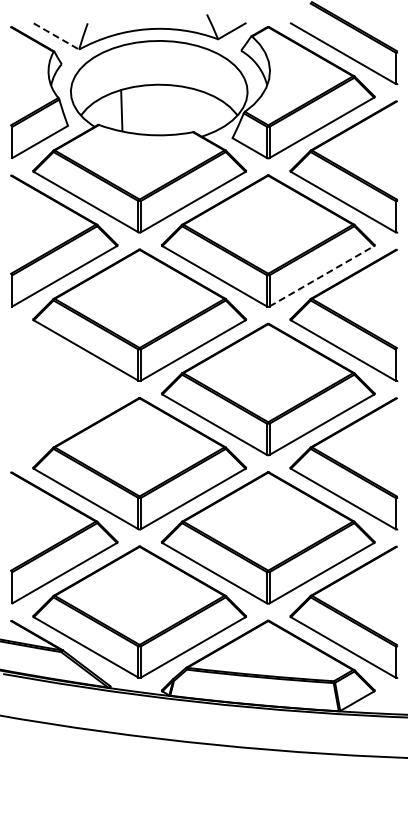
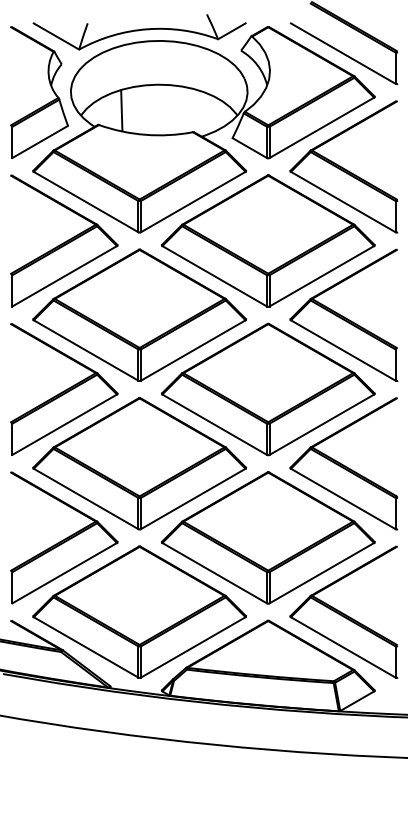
line: dashed -> solid (56, 36)
line: dashed -> solid (322, 276)
part: none -> present (64, 389)
